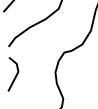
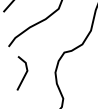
line position: (15, 75) -> (24, 74) (24, 74)
